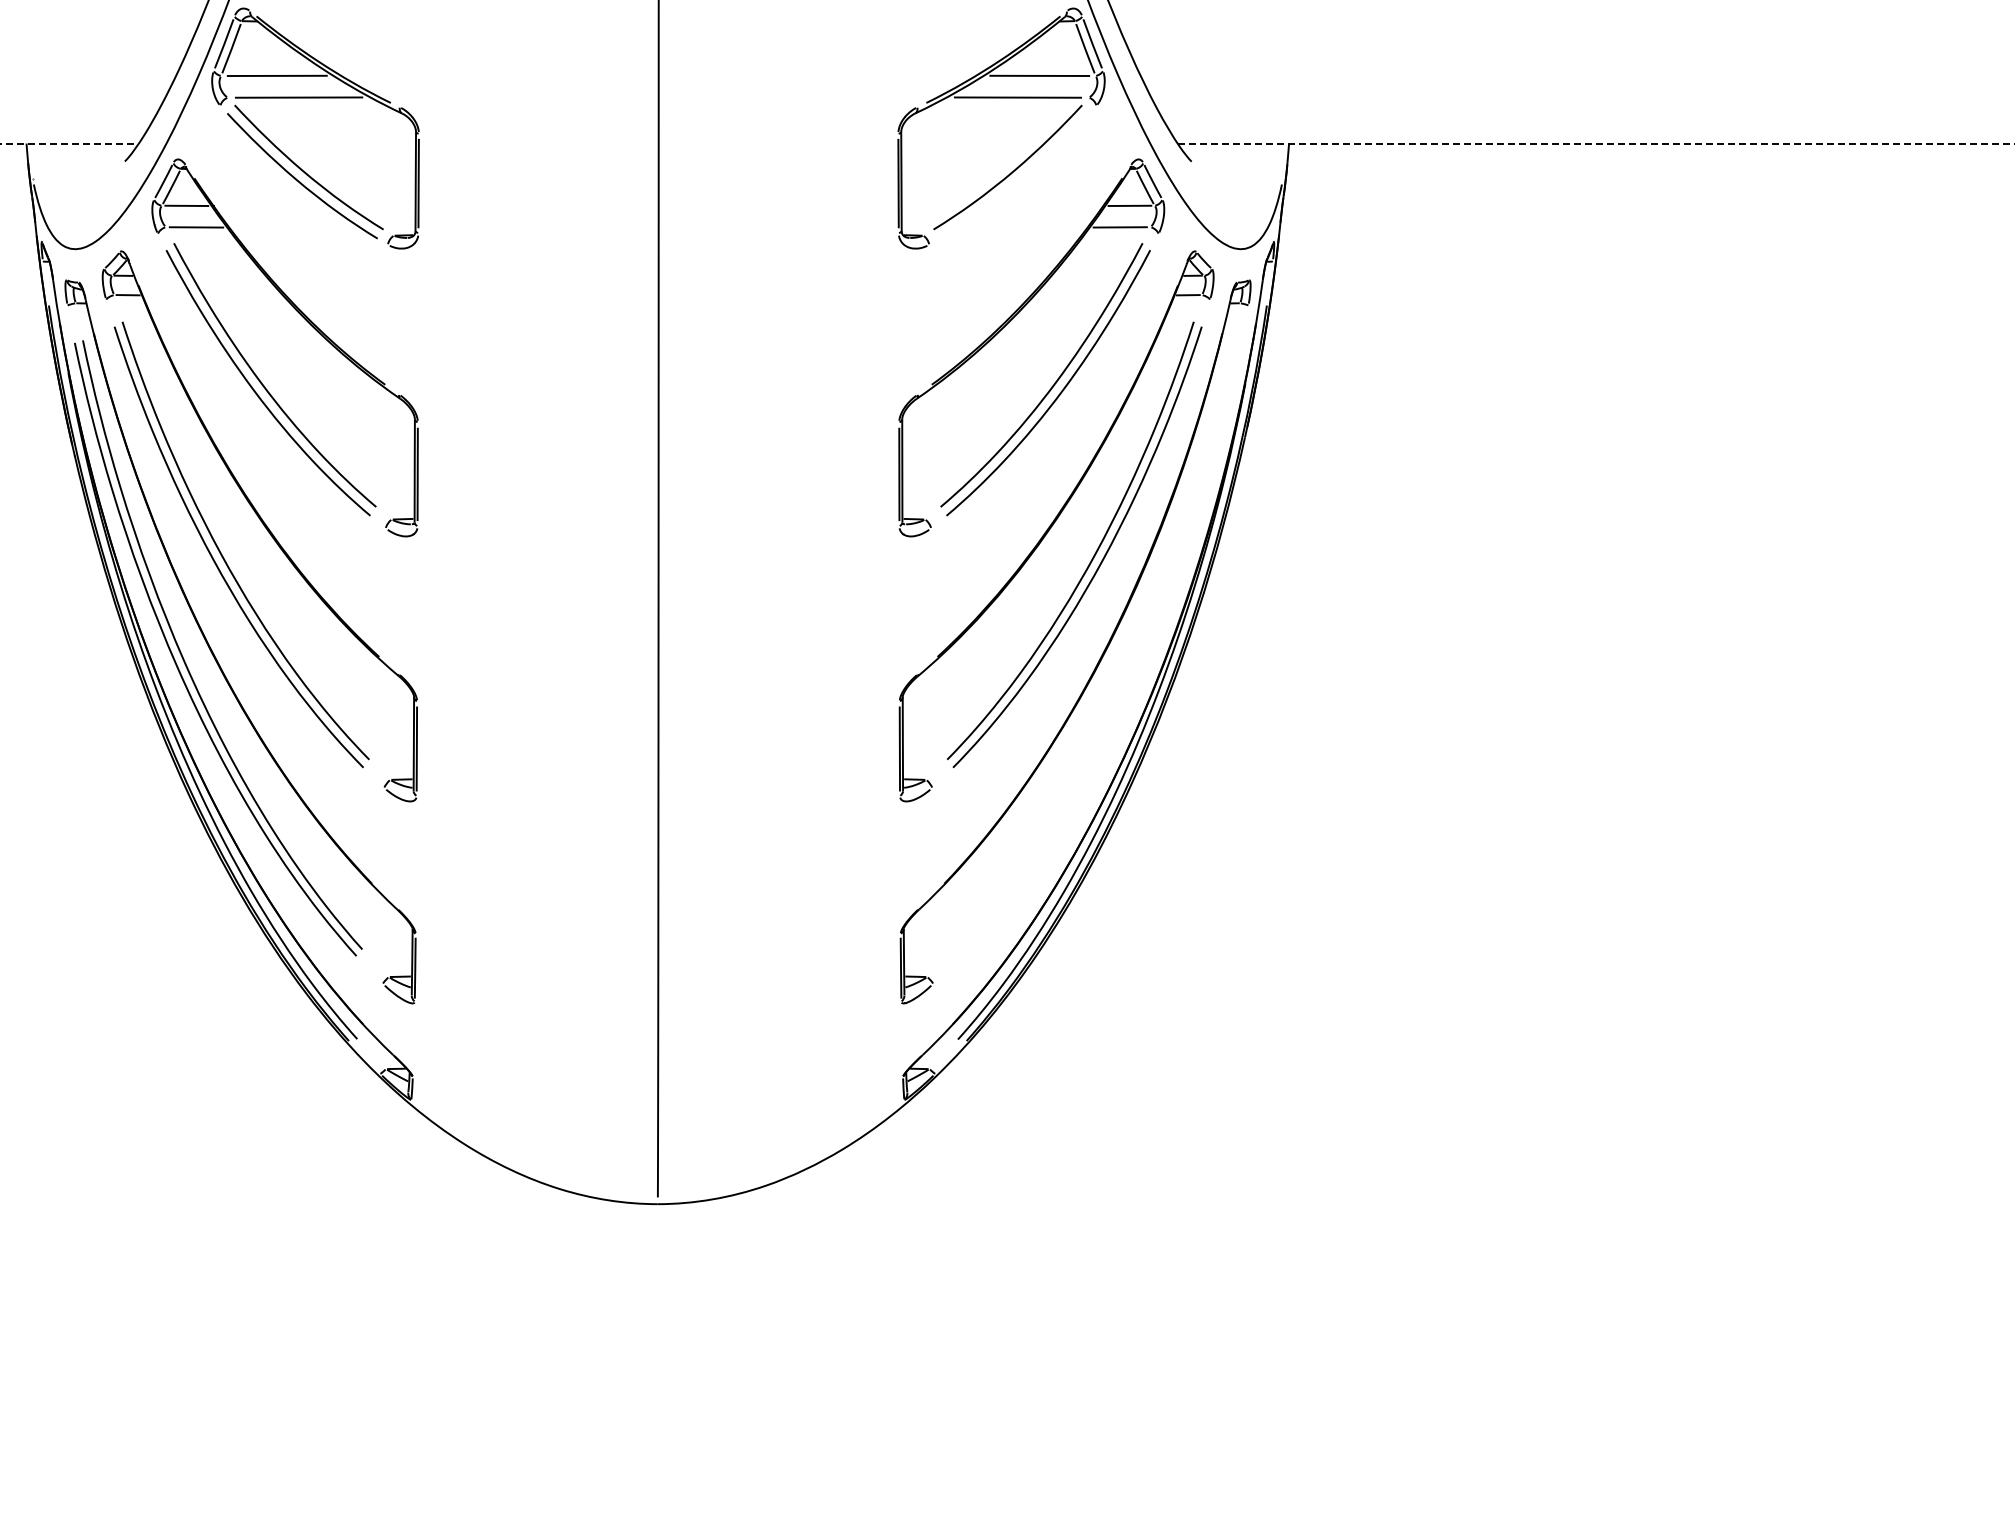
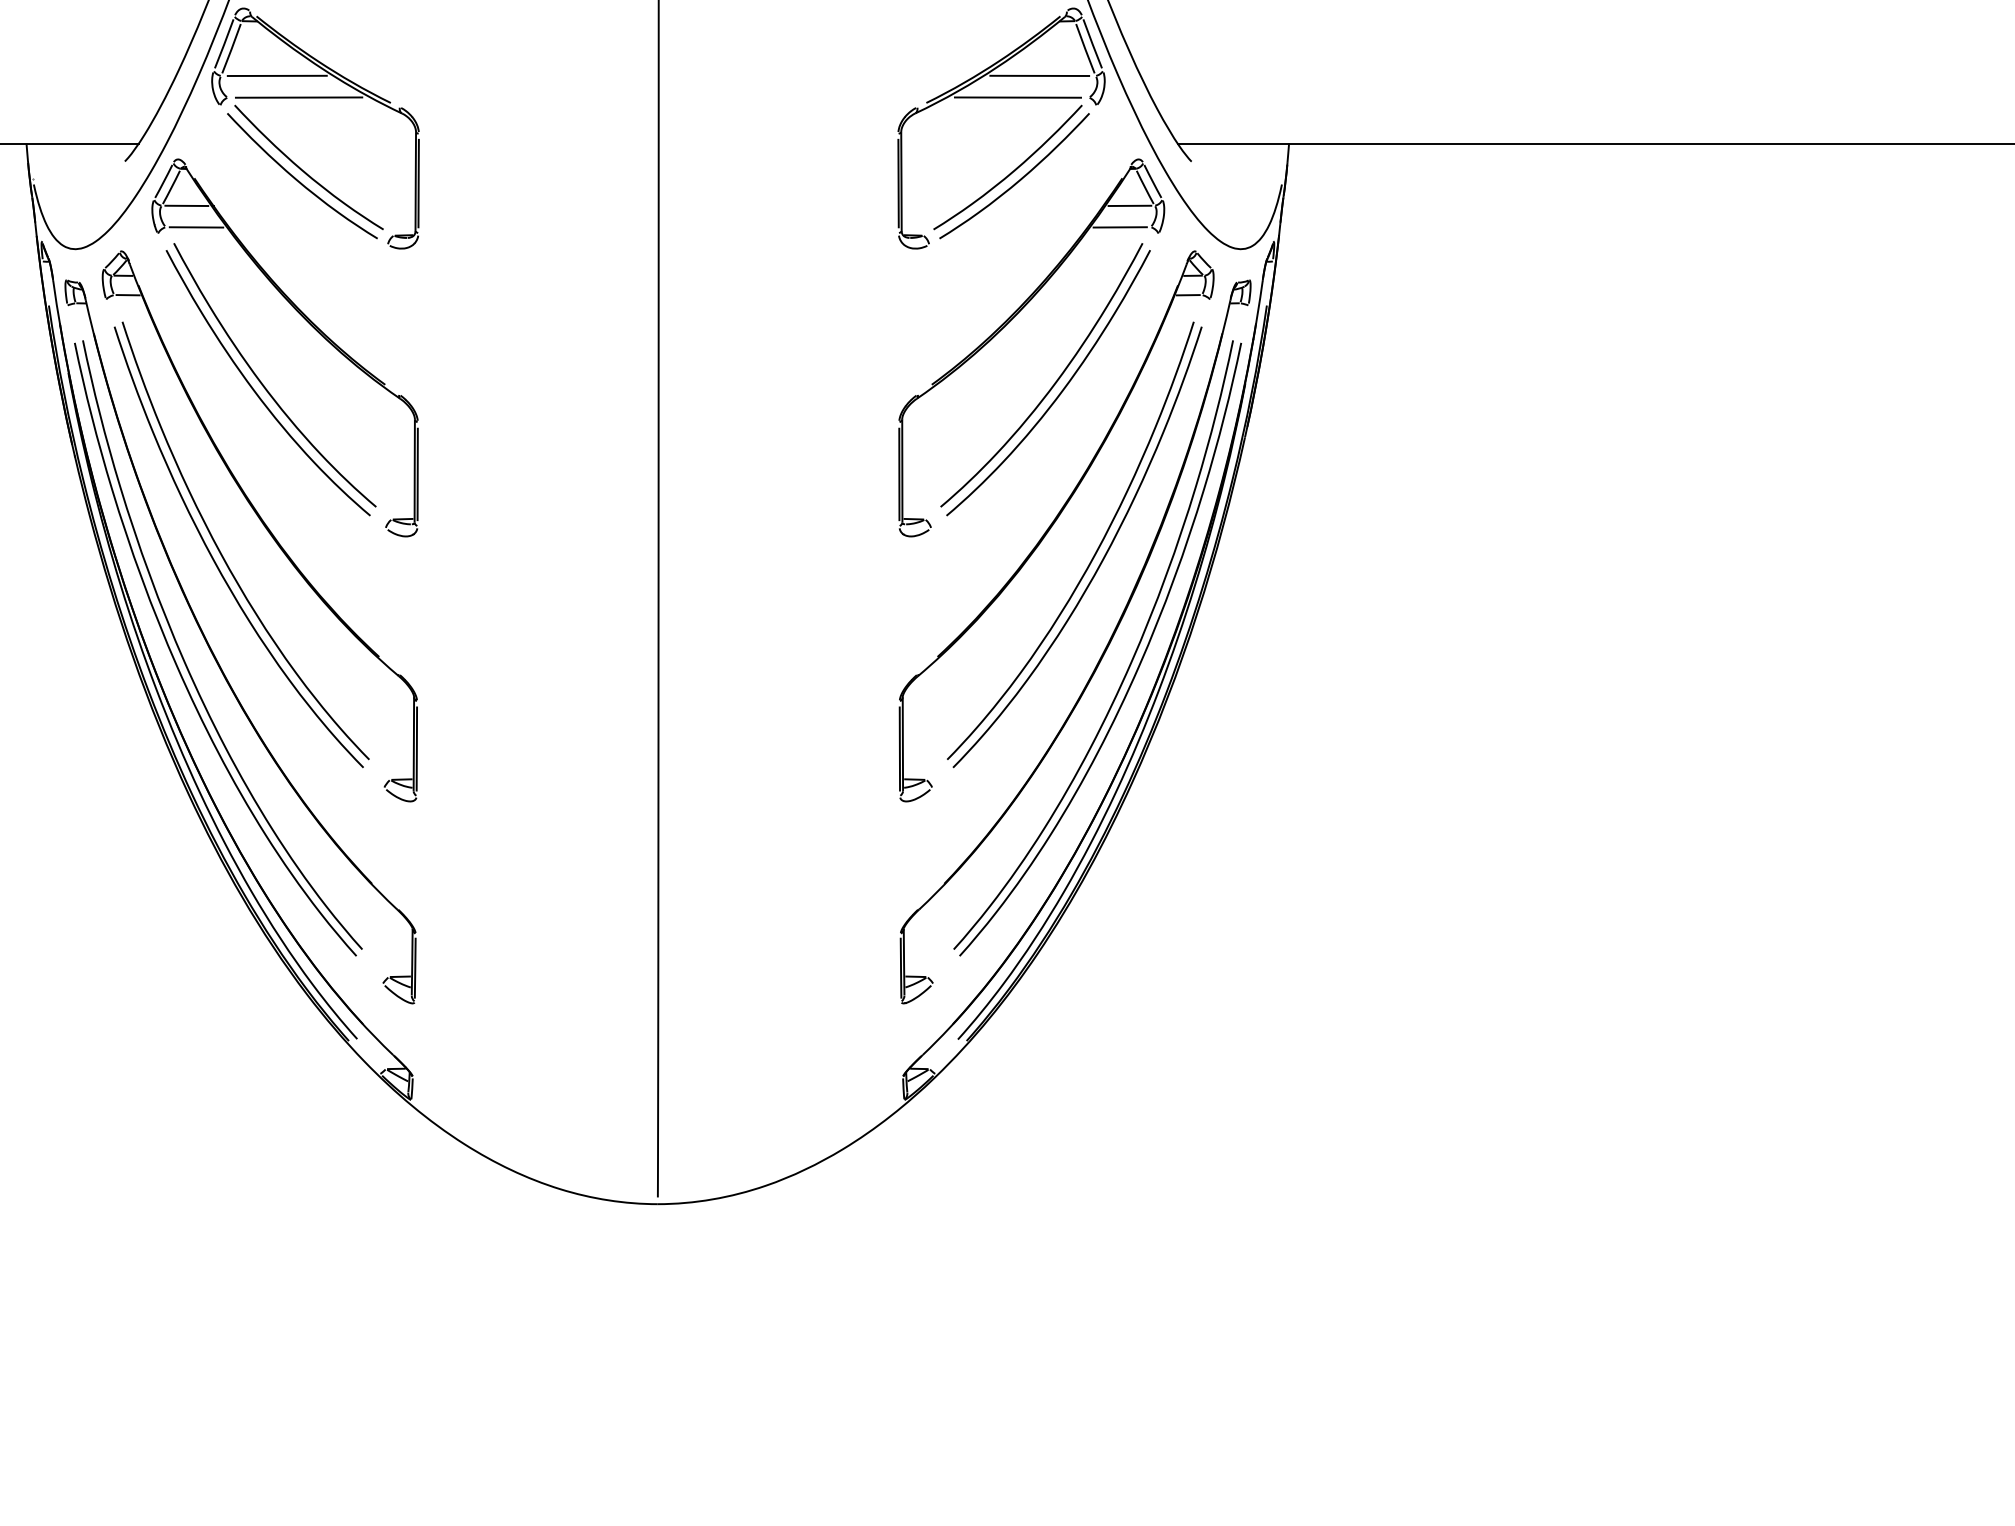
line: dashed -> solid (69, 143)
line: dashed -> solid (1596, 143)
curve: none -> present (1016, 181)
part: none -> present (1129, 663)
